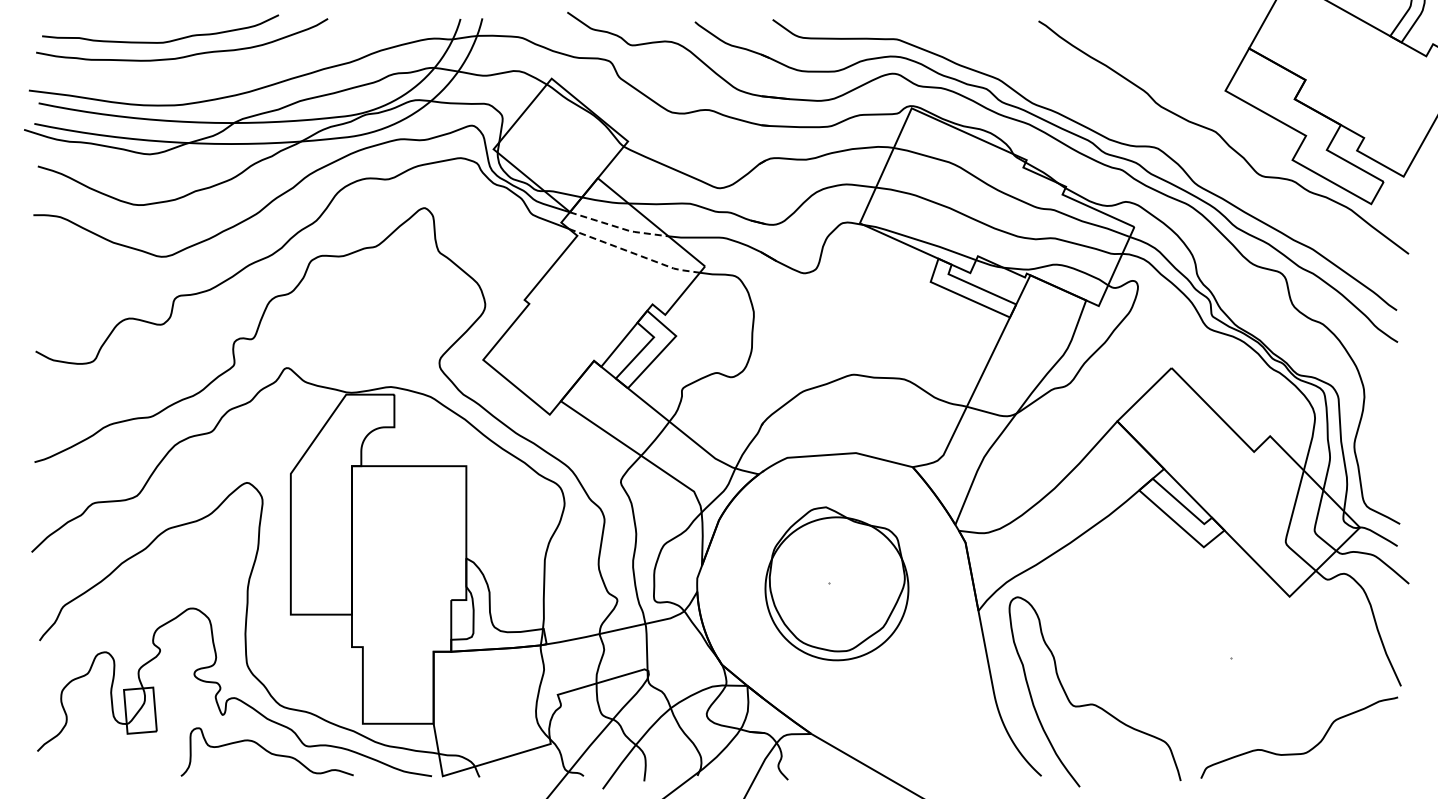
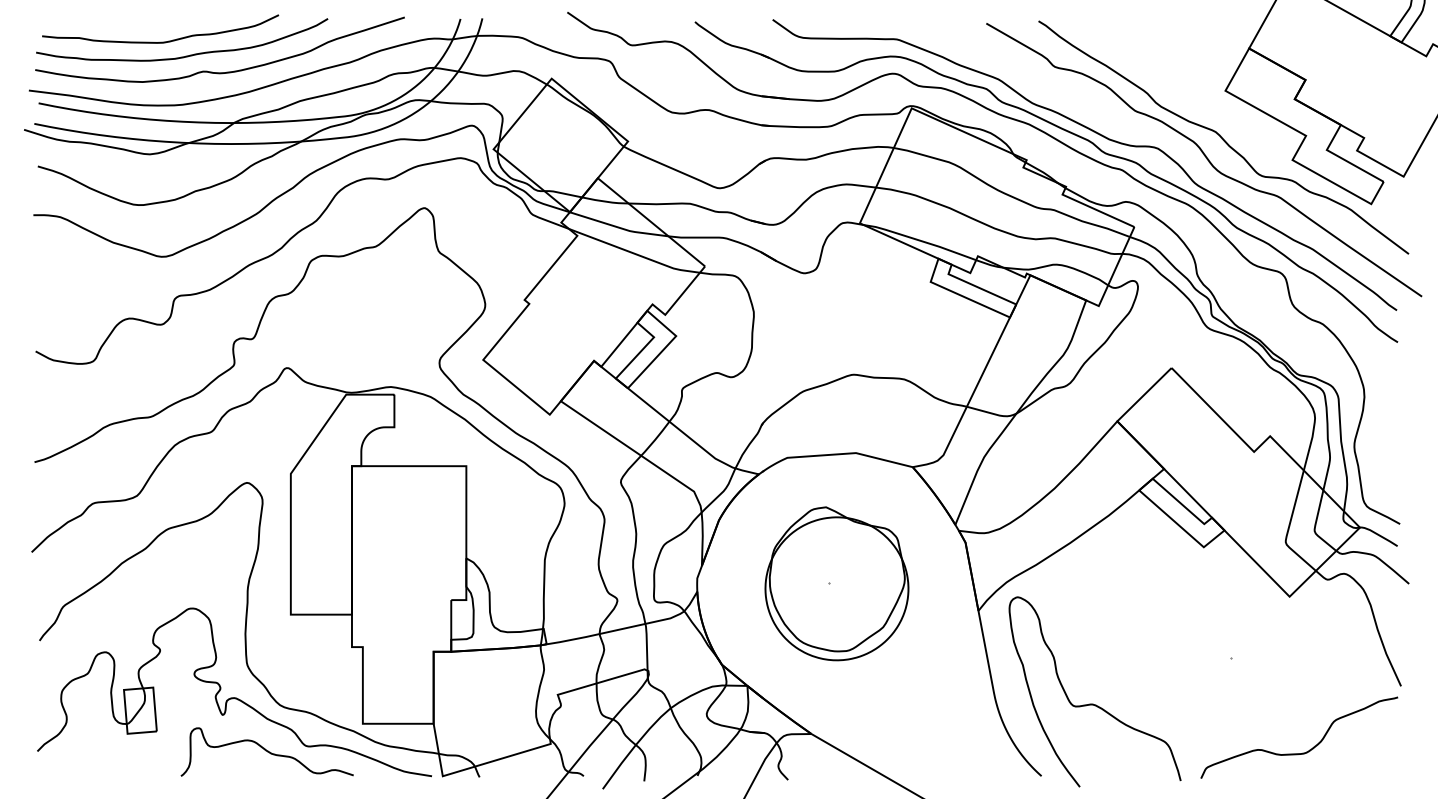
curve: none -> present (219, 72)
curve: none -> present (1206, 159)
line: dashed -> solid (620, 228)
line: dashed -> solid (635, 254)
